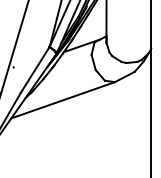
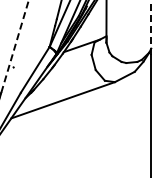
line: solid -> dashed (151, 27)
line: solid -> dashed (15, 46)
